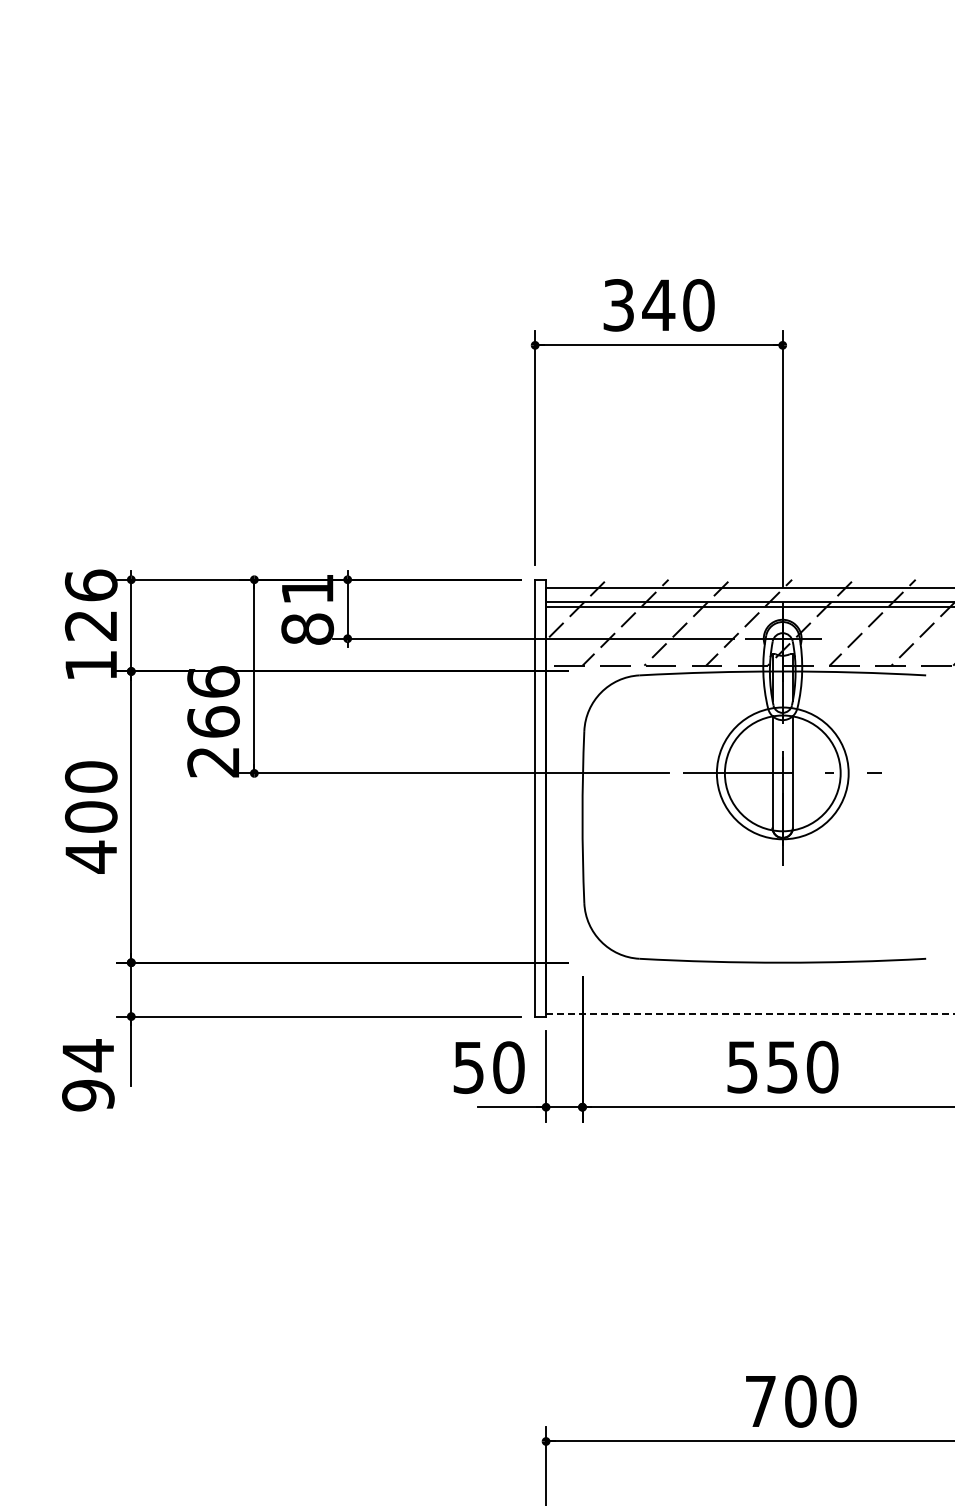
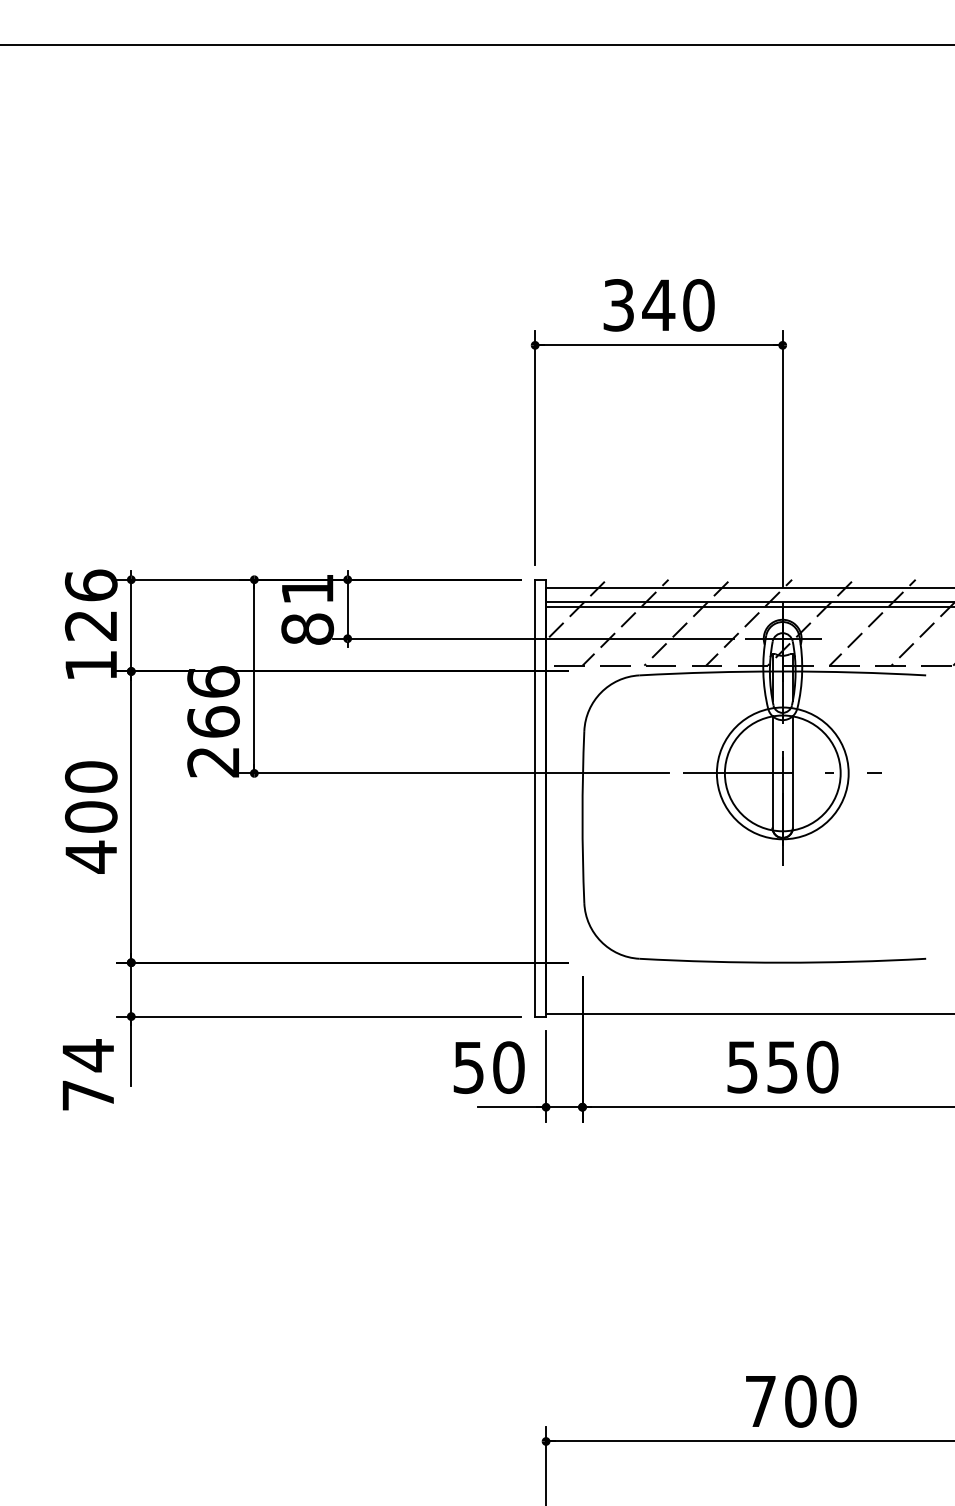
line: none -> present (476, 45)
line: dashed -> solid (750, 1014)
text: 94 -> 74 (88, 1095)
